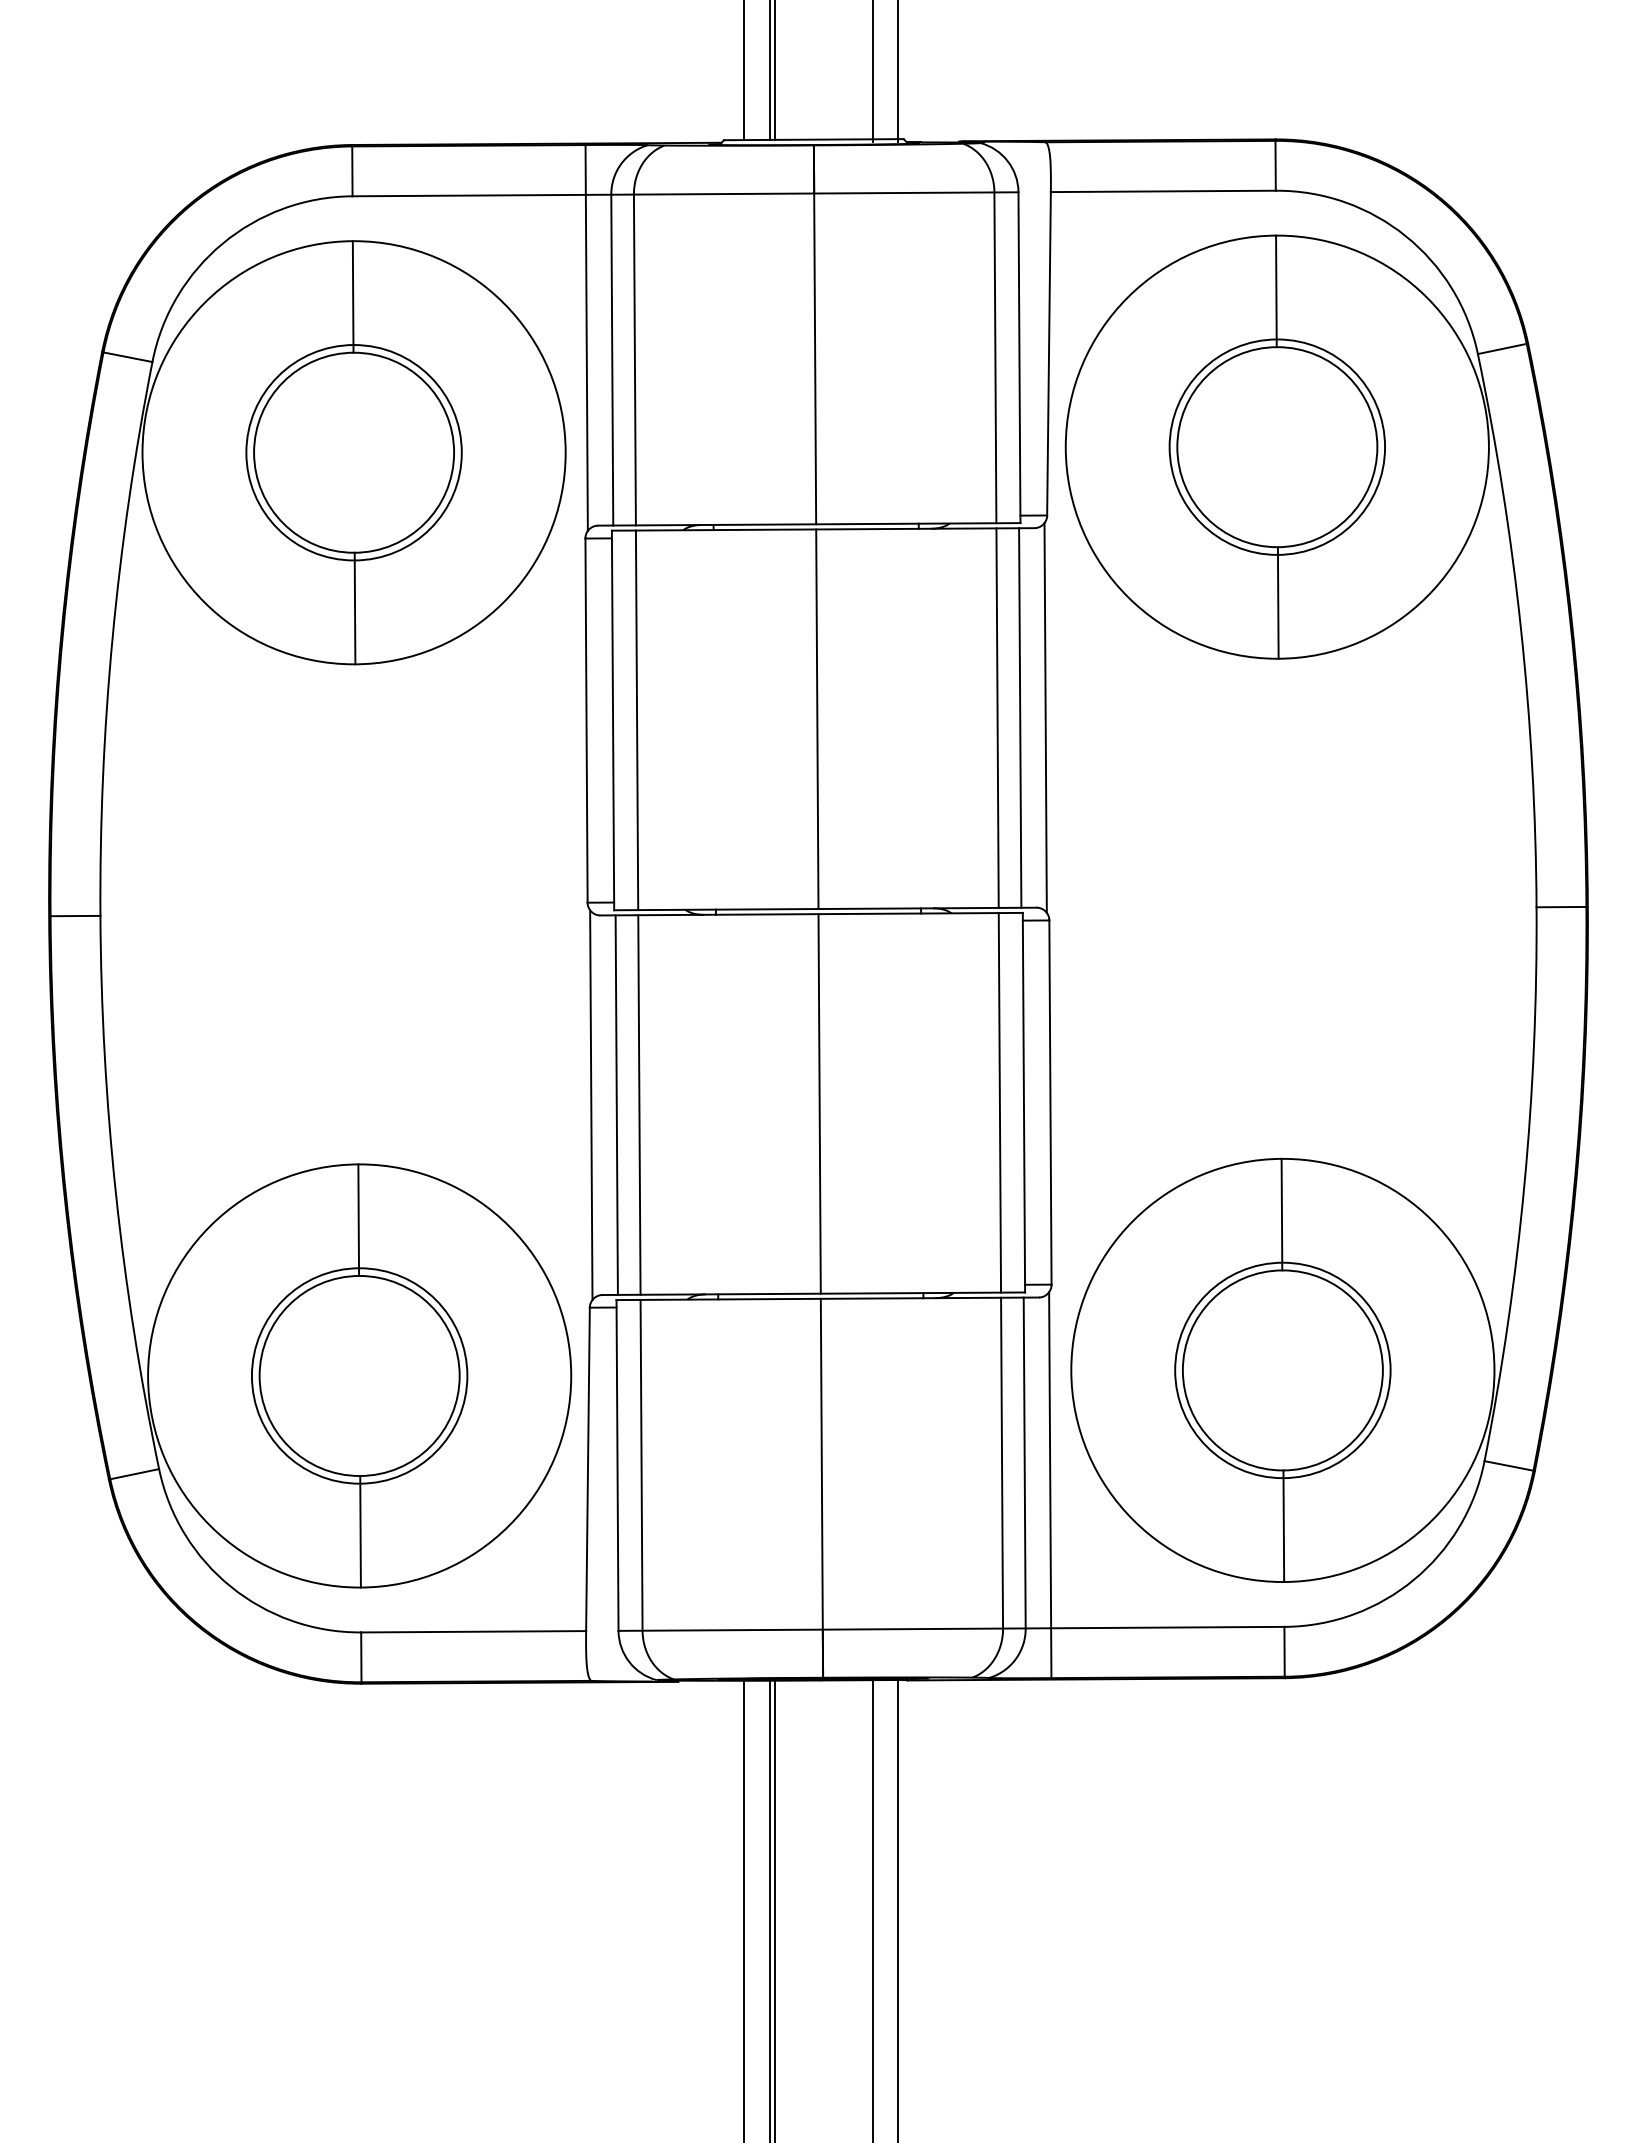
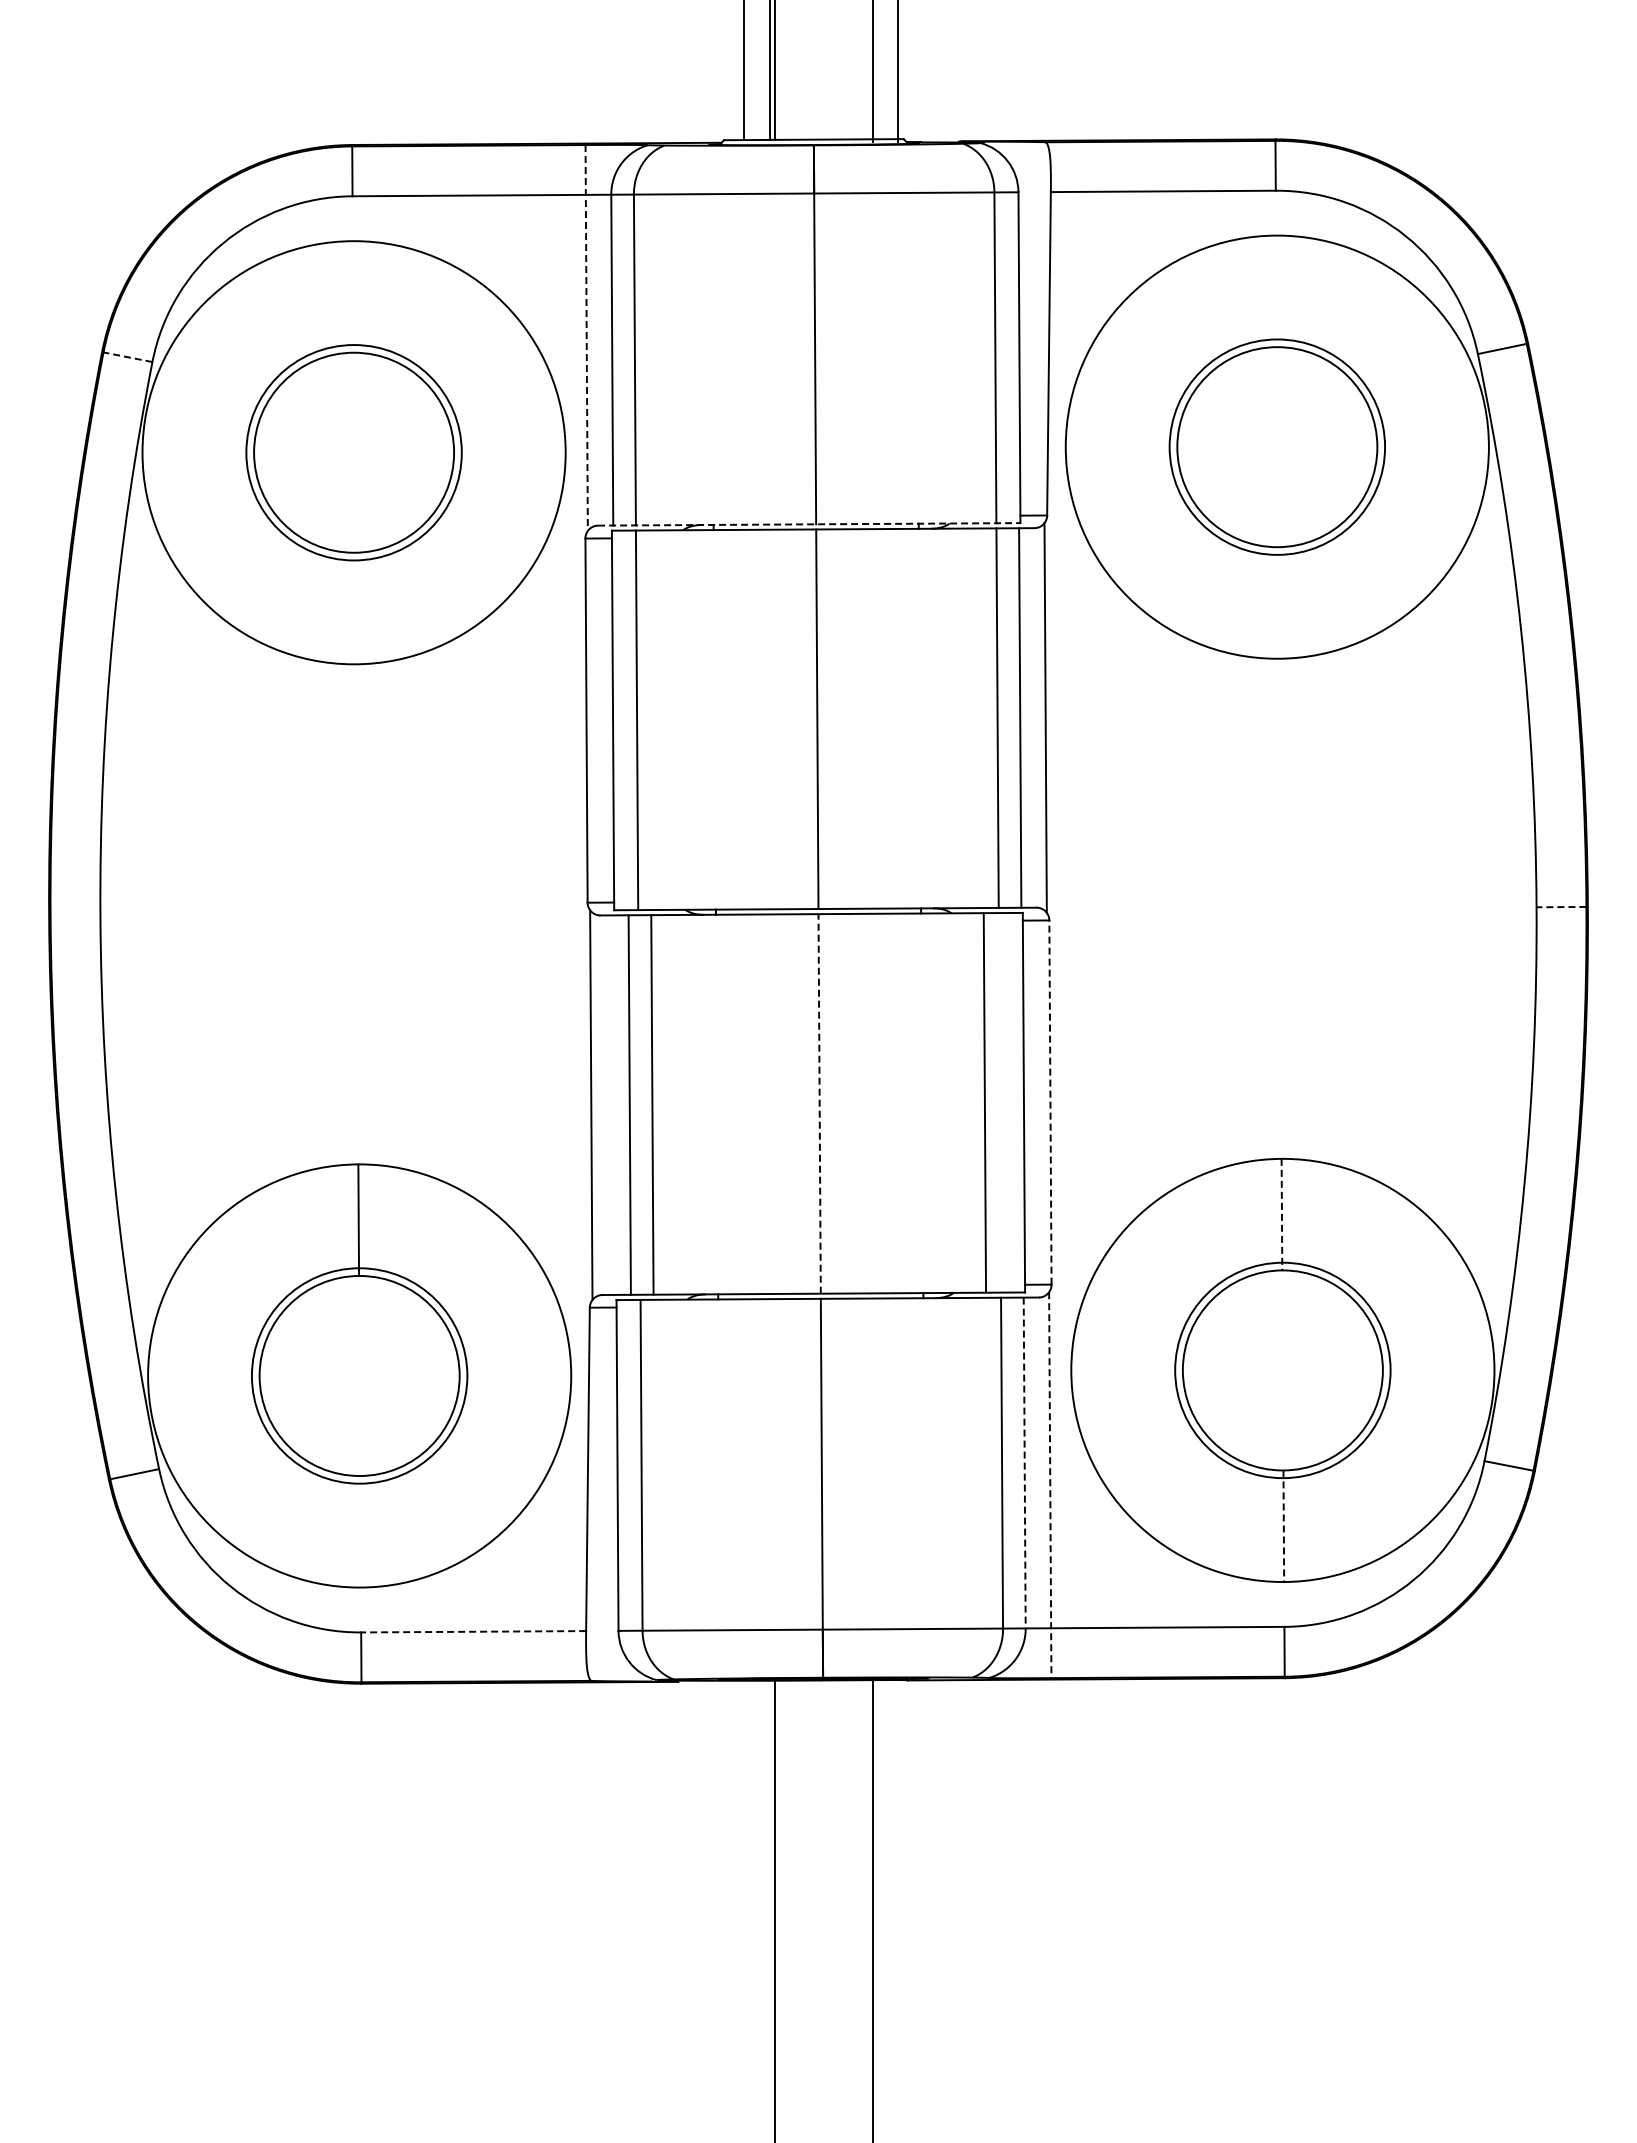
line: present -> none (1276, 291)
line: present -> none (352, 296)
line: solid -> dashed (586, 338)
line: solid -> dashed (127, 357)
line: solid -> dashed (809, 524)
line: present -> none (1277, 602)
line: present -> none (354, 608)
line: solid -> dashed (1561, 907)
line: present -> none (75, 915)
line position: (999, 1102) -> (984, 1102) (984, 1102)
line: solid -> dashed (1050, 1102)
line: solid -> dashed (819, 1103)
line position: (616, 1104) -> (629, 1104) (629, 1104)
line position: (639, 1104) -> (652, 1104) (652, 1104)
line: solid -> dashed (1281, 1214)
line: solid -> dashed (1024, 1463)
line: solid -> dashed (1050, 1485)
line: solid -> dashed (1283, 1526)
line: present -> none (360, 1531)
line: solid -> dashed (473, 1631)
line: present -> none (744, 1909)
line: present -> none (770, 1909)
line: present -> none (898, 1909)
